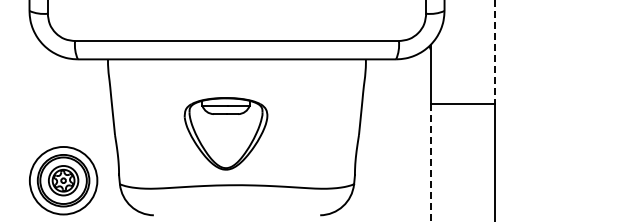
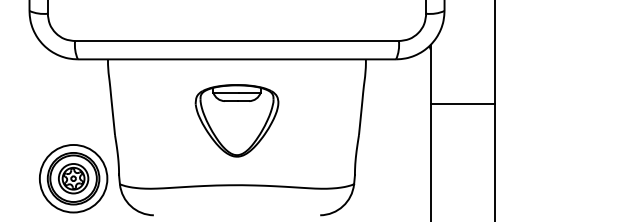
line: dashed -> solid (495, 52)
part position: (225, 133) -> (236, 120) (236, 120)
line: dashed -> solid (430, 163)
part position: (63, 180) -> (73, 178) (73, 178)
